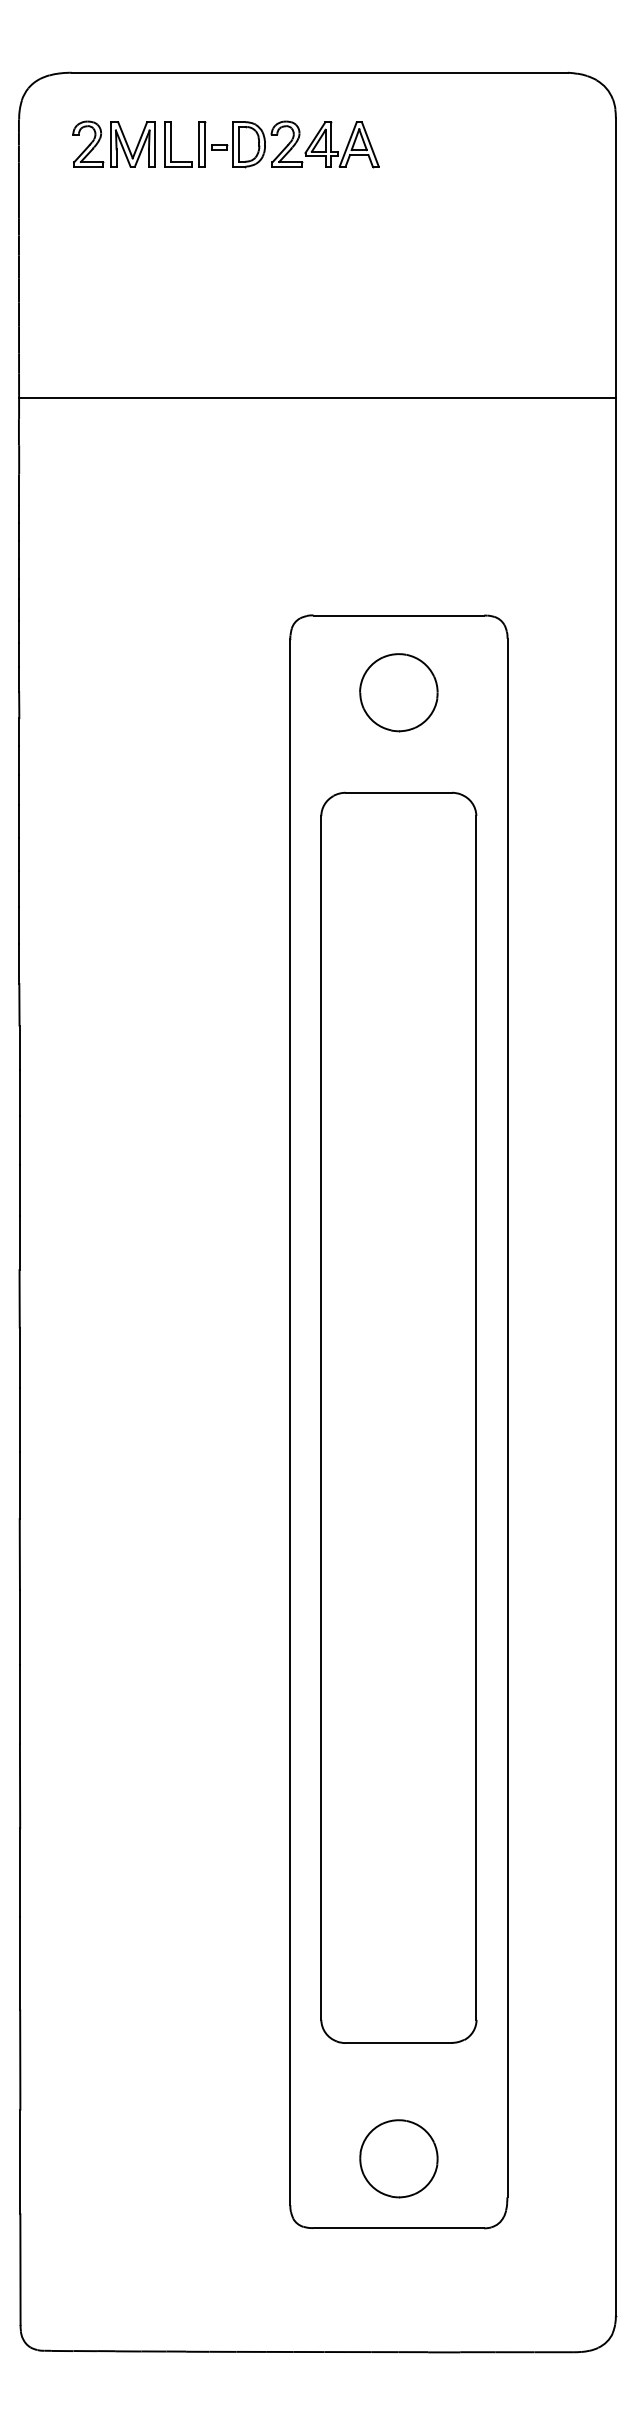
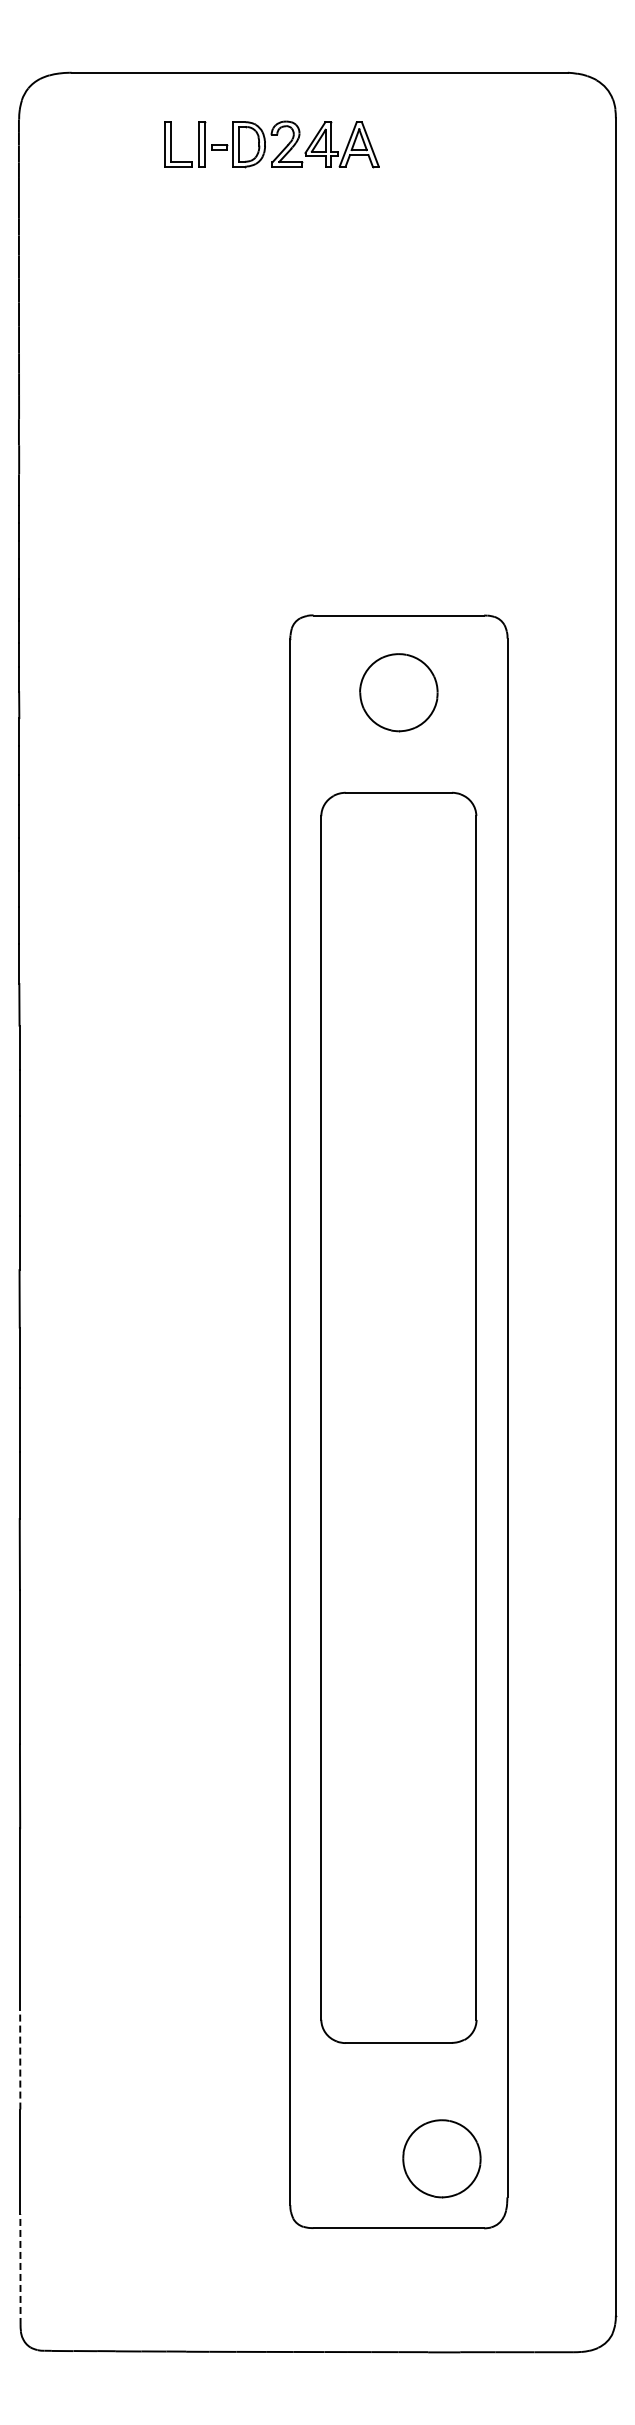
part: present -> none (113, 143)
line: present -> none (317, 398)
line: solid -> dashed (20, 2060)
part position: (398, 2158) -> (441, 2158) (441, 2158)
line: solid -> dashed (20, 2269)
